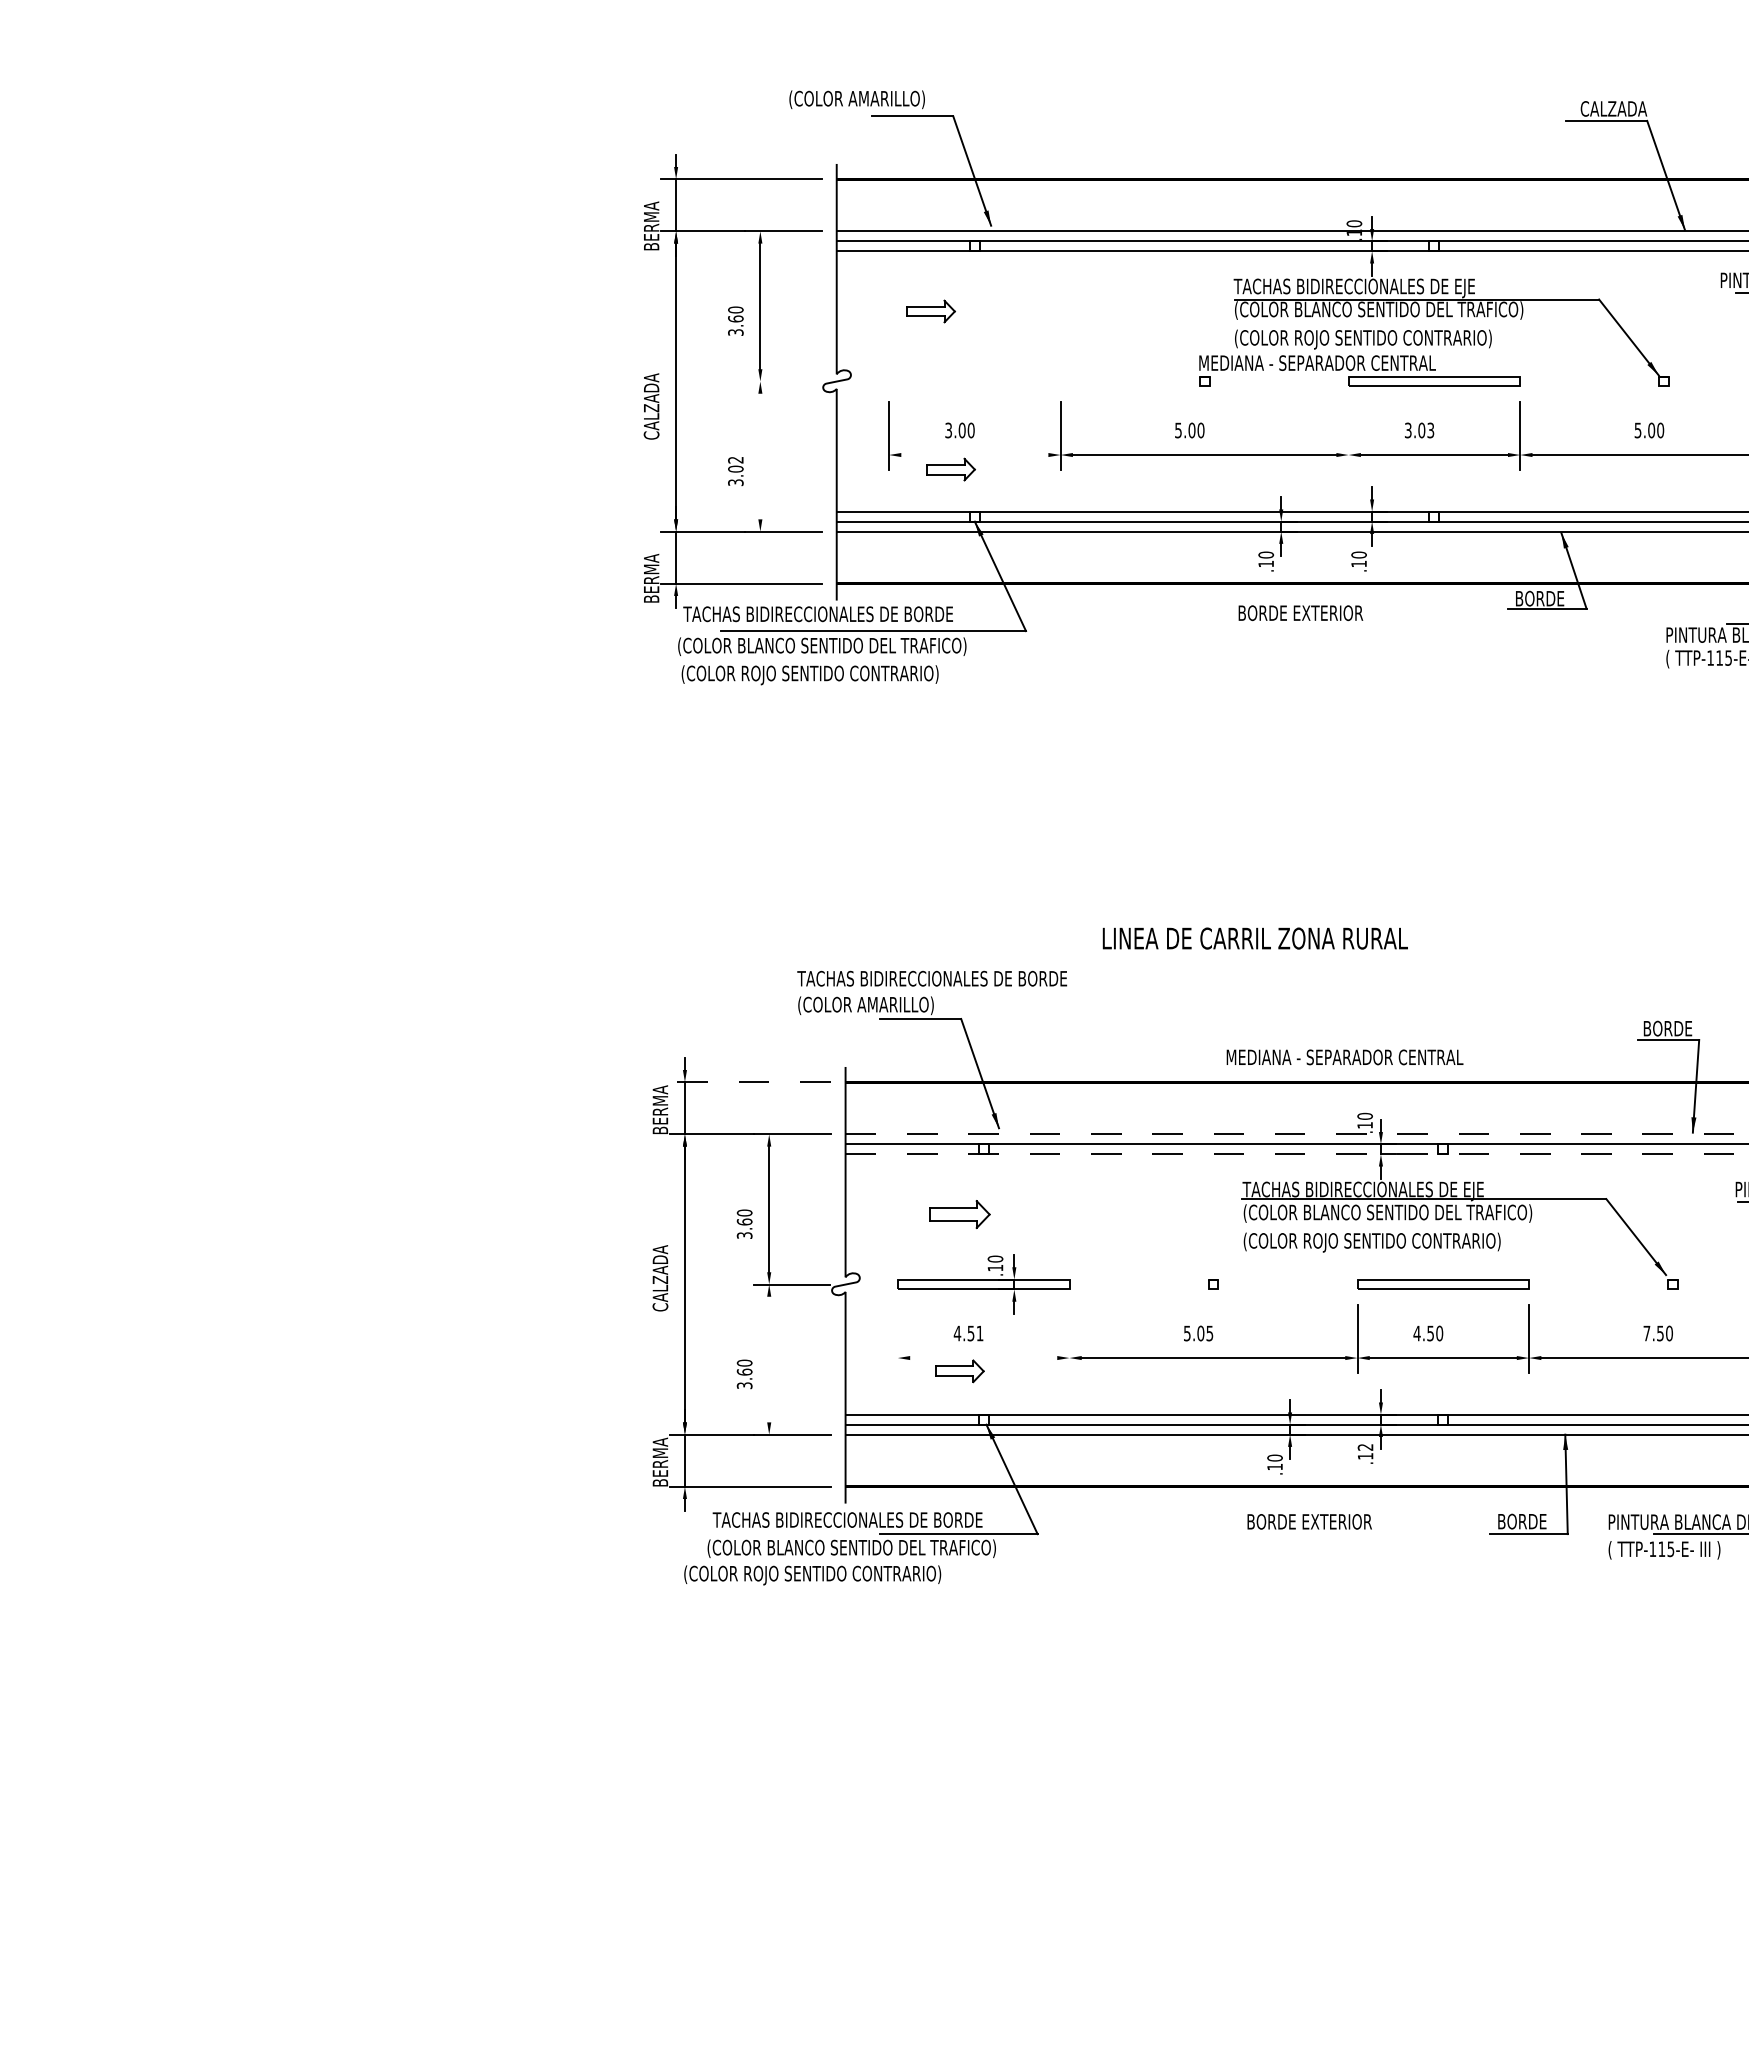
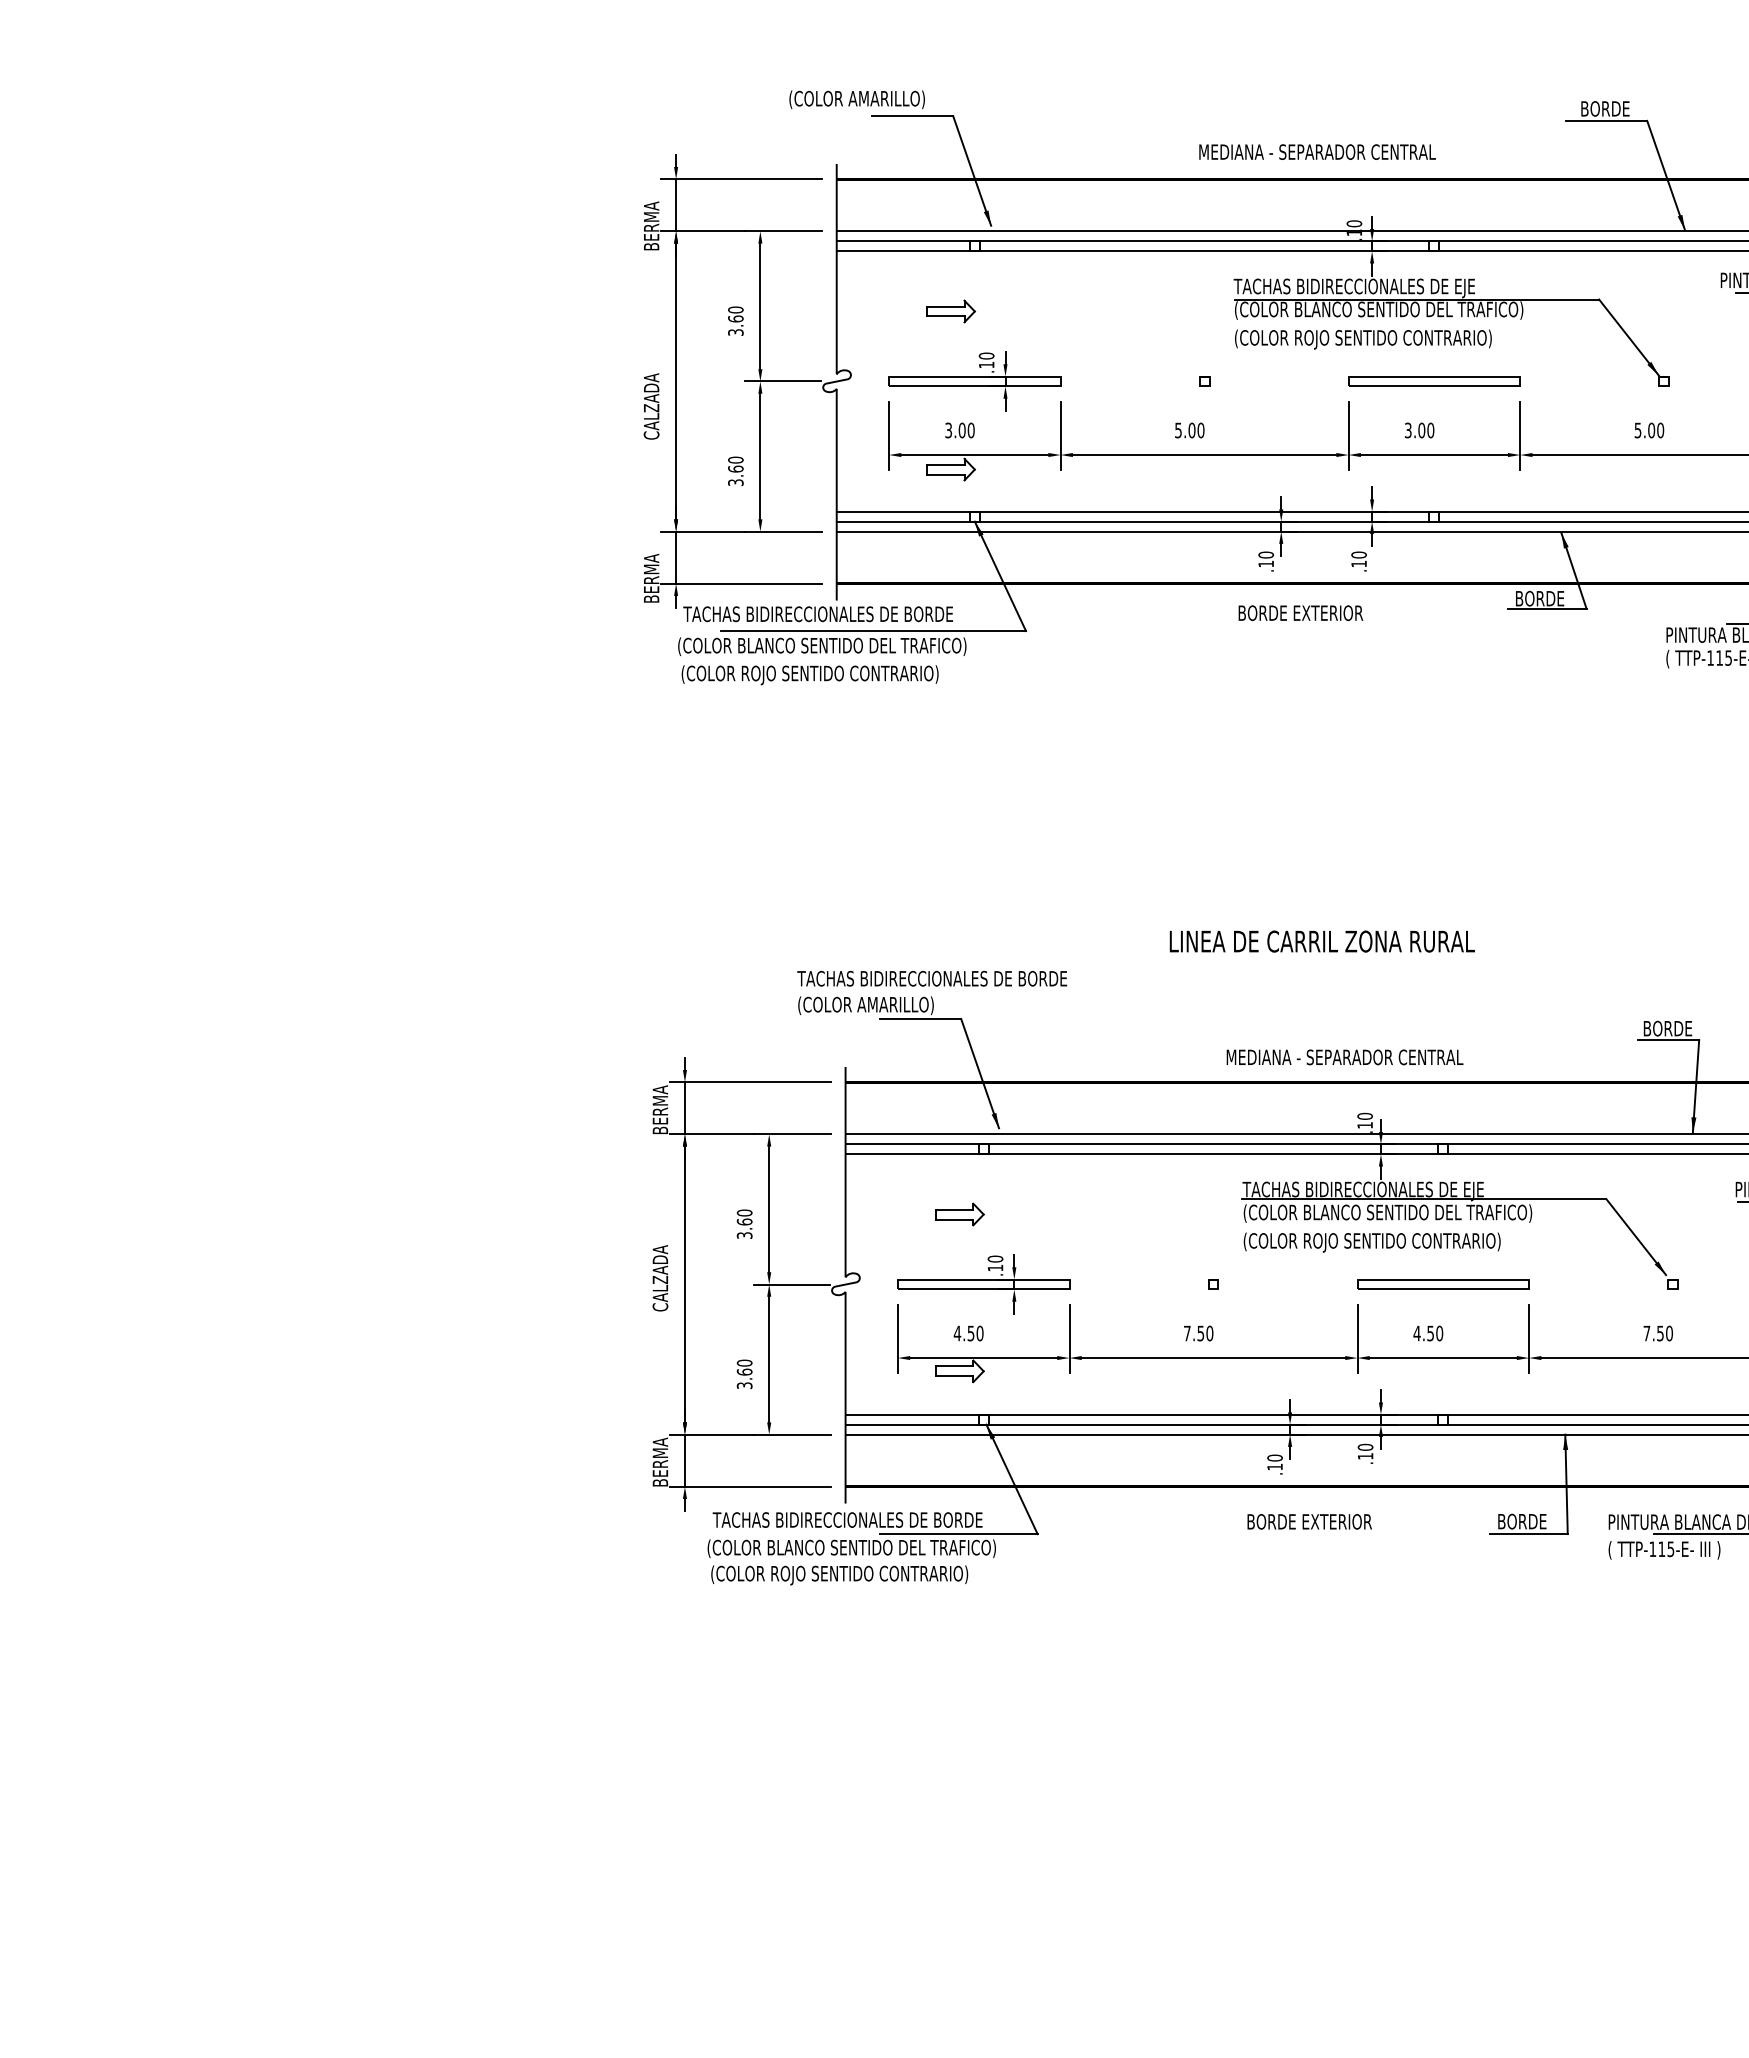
text: CALZADA -> BORDE (1613, 108)
part position: (930, 311) -> (950, 311) (950, 311)
text position: (1317, 362) -> (1317, 151) (1317, 151)
line: none -> present (783, 381)
part: none -> present (974, 381)
text: 3.03 -> 3.00 (1430, 430)
line: none -> present (1348, 435)
line: none -> present (974, 455)
line: none -> present (760, 456)
text: 3.02 -> 3.60 (735, 464)
text position: (1254, 938) -> (1321, 941) (1321, 941)
line: dashed -> solid (749, 1082)
line: dashed -> solid (1297, 1134)
line: dashed -> solid (1297, 1154)
part size: 62x30 px -> 50x25 px (959, 1214)
text: 4.51 -> 4.50 (979, 1333)
text: 5.05 -> 7.50 (1198, 1333)
line: none -> present (897, 1338)
line: none -> present (1069, 1338)
line: none -> present (983, 1358)
line: none -> present (769, 1359)
text: .12 -> .10 (1365, 1446)
text position: (812, 1575) -> (839, 1575) (839, 1575)
